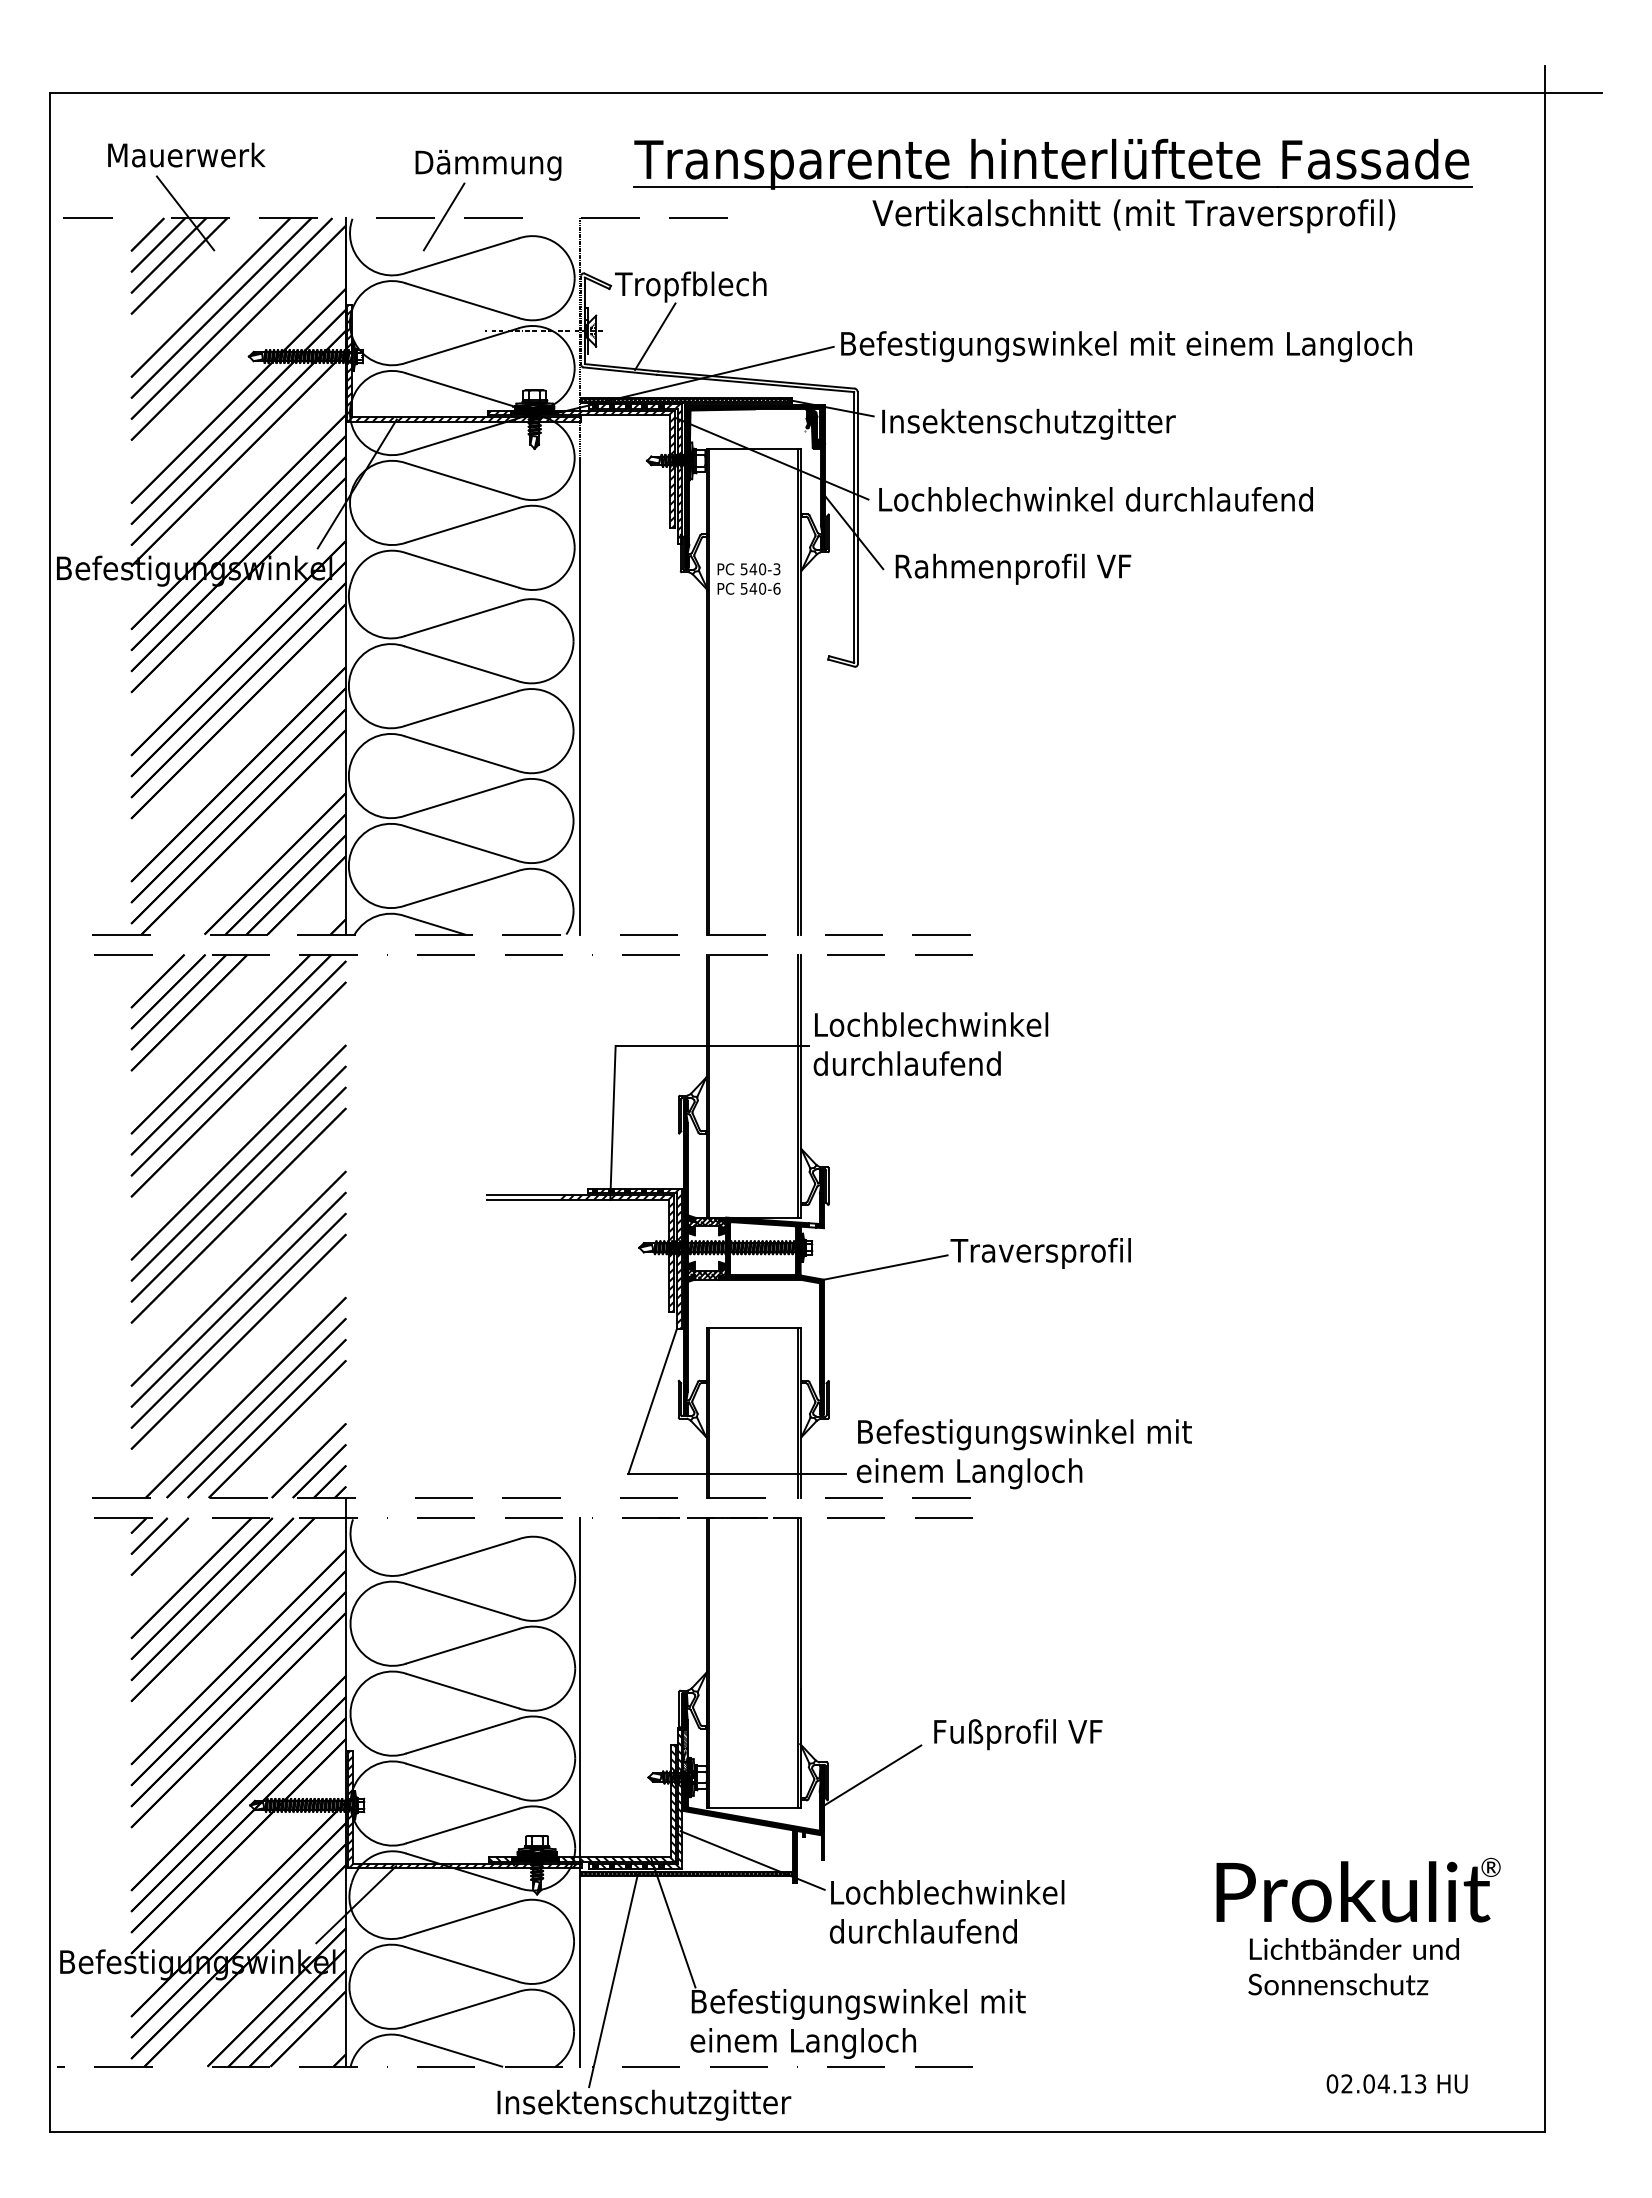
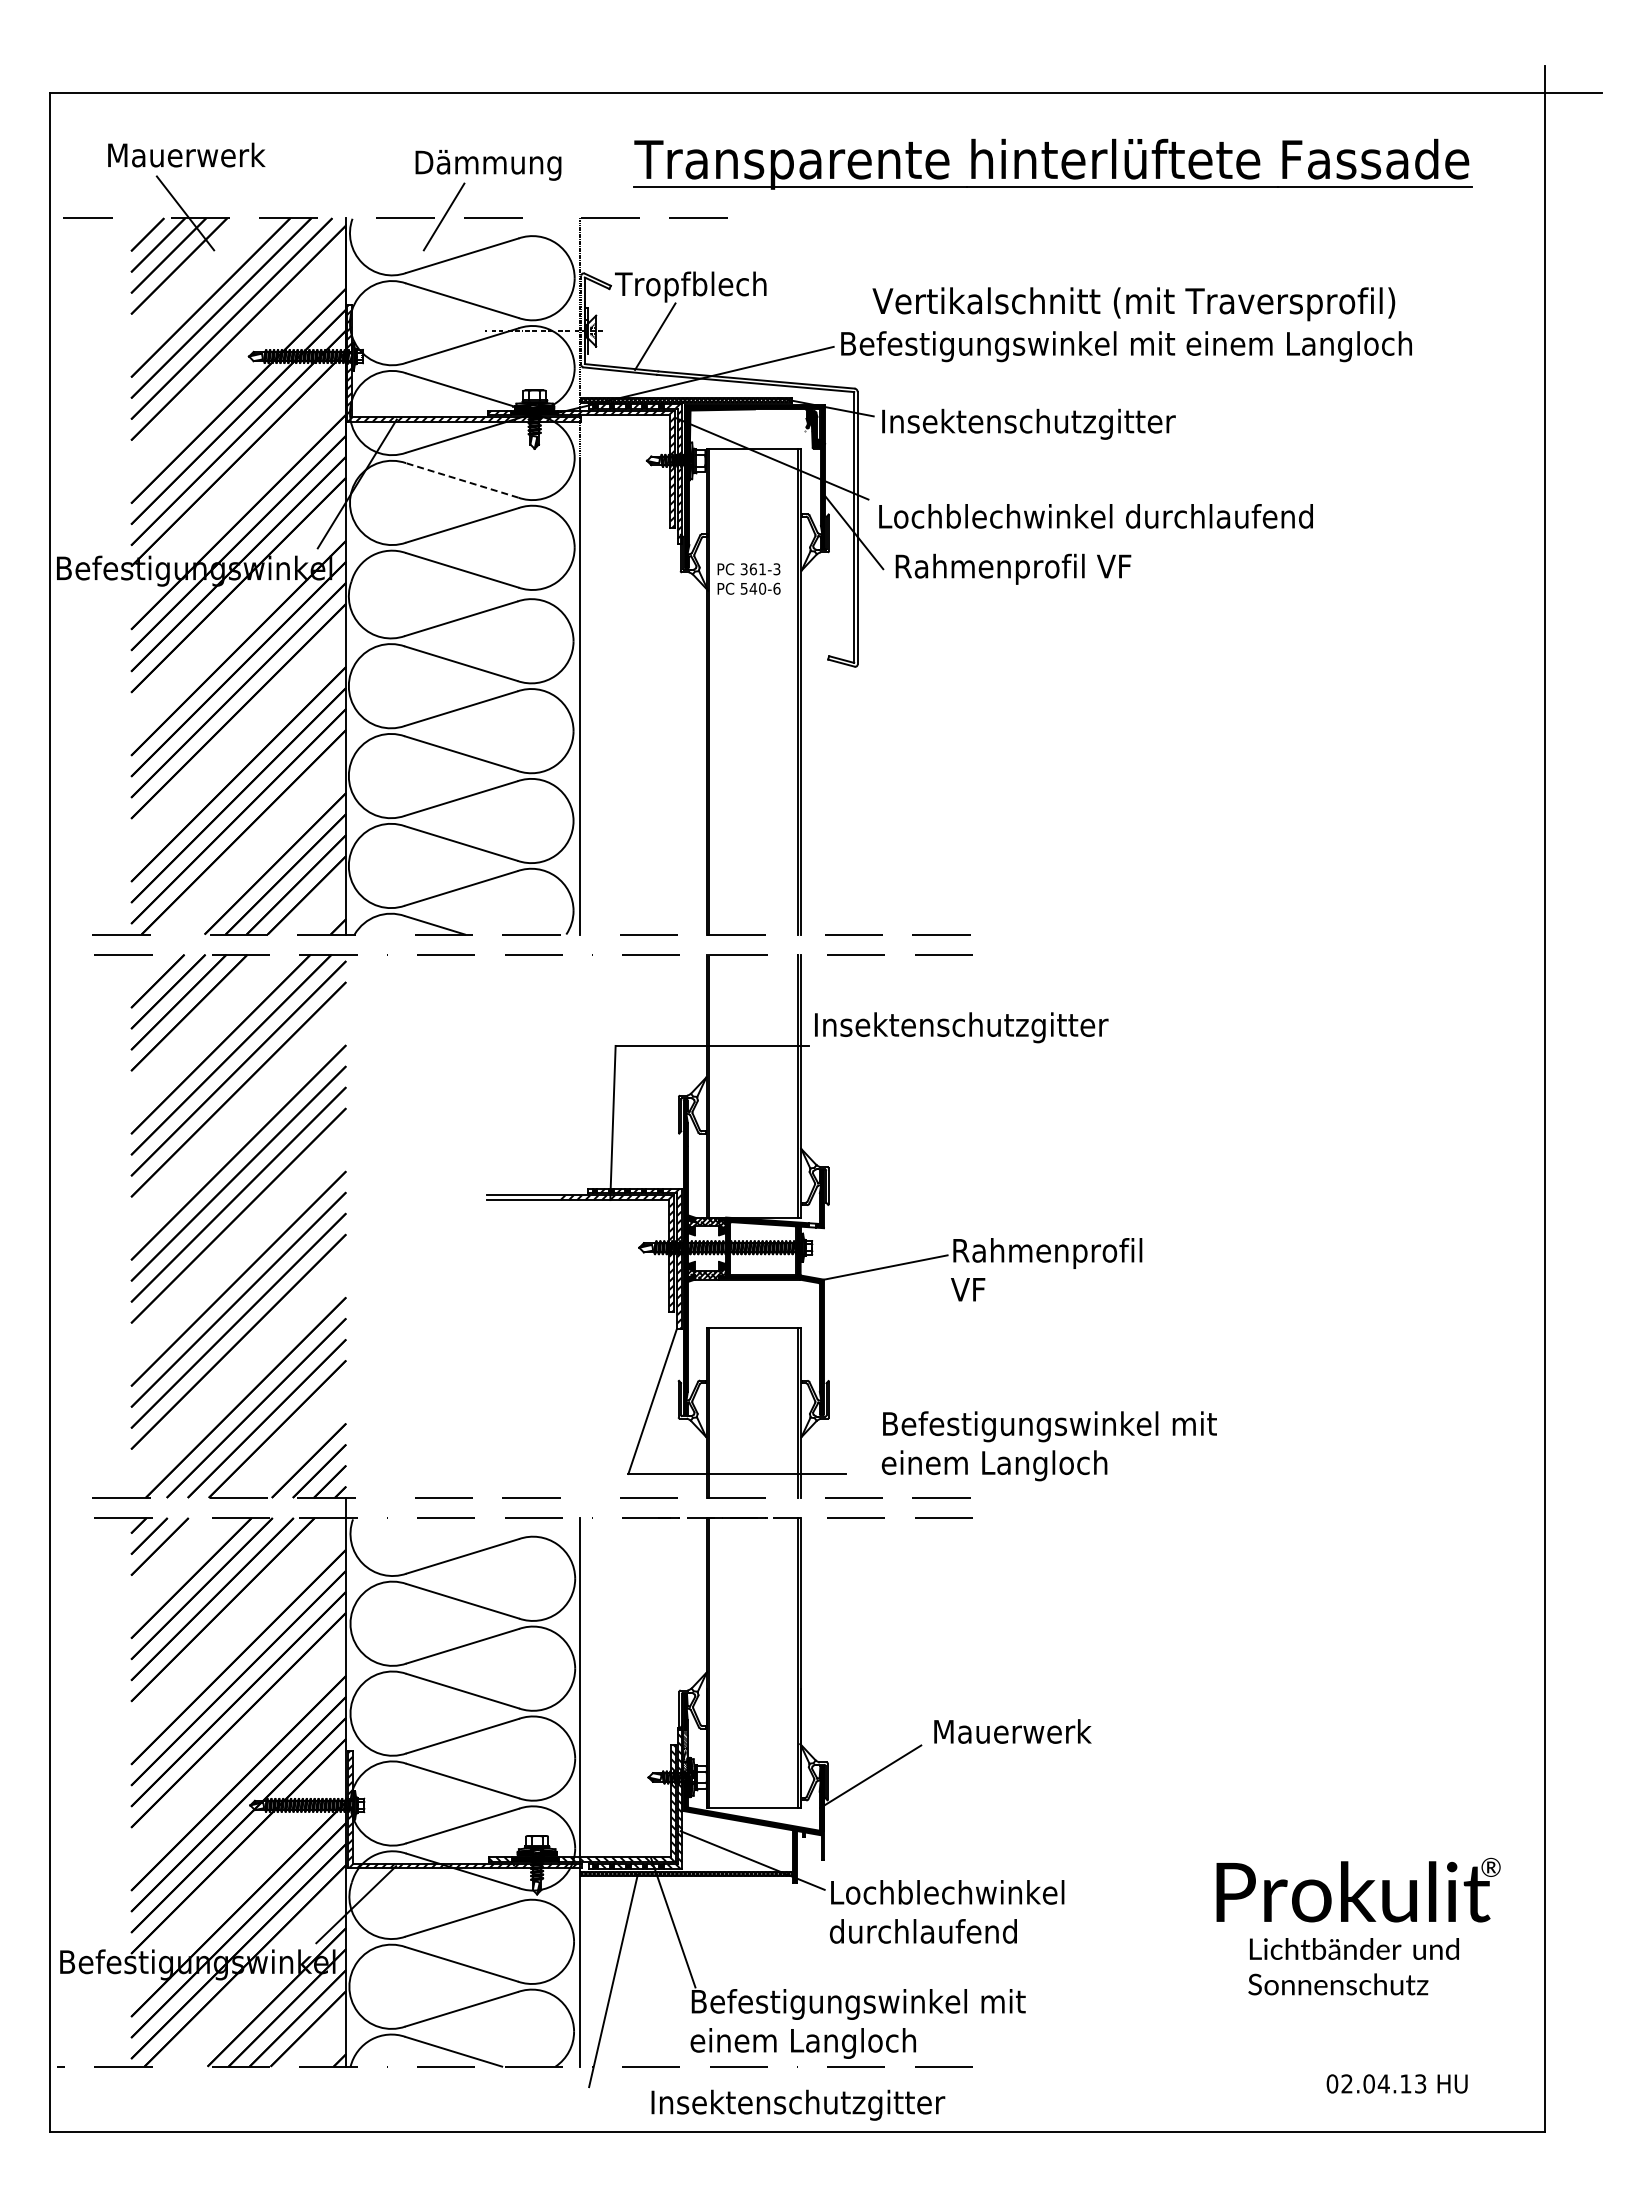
text position: (1133, 216) -> (1133, 304) (1133, 304)
line: solid -> dashed (462, 480)
text position: (1095, 499) -> (1095, 516) (1095, 516)
text: 540-3 -> 361-3 (753, 569)
text: Lochblechwinkel durchlaufend -> Insektenschutzgitter (960, 1044)
text: Traversprofil -> Rahmenprofil VF (1046, 1269)
text position: (1023, 1454) -> (1048, 1446) (1048, 1446)
text: Fußprofil VF -> Mauerwerk (1019, 1734)
text position: (644, 2104) -> (798, 2104) (798, 2104)
